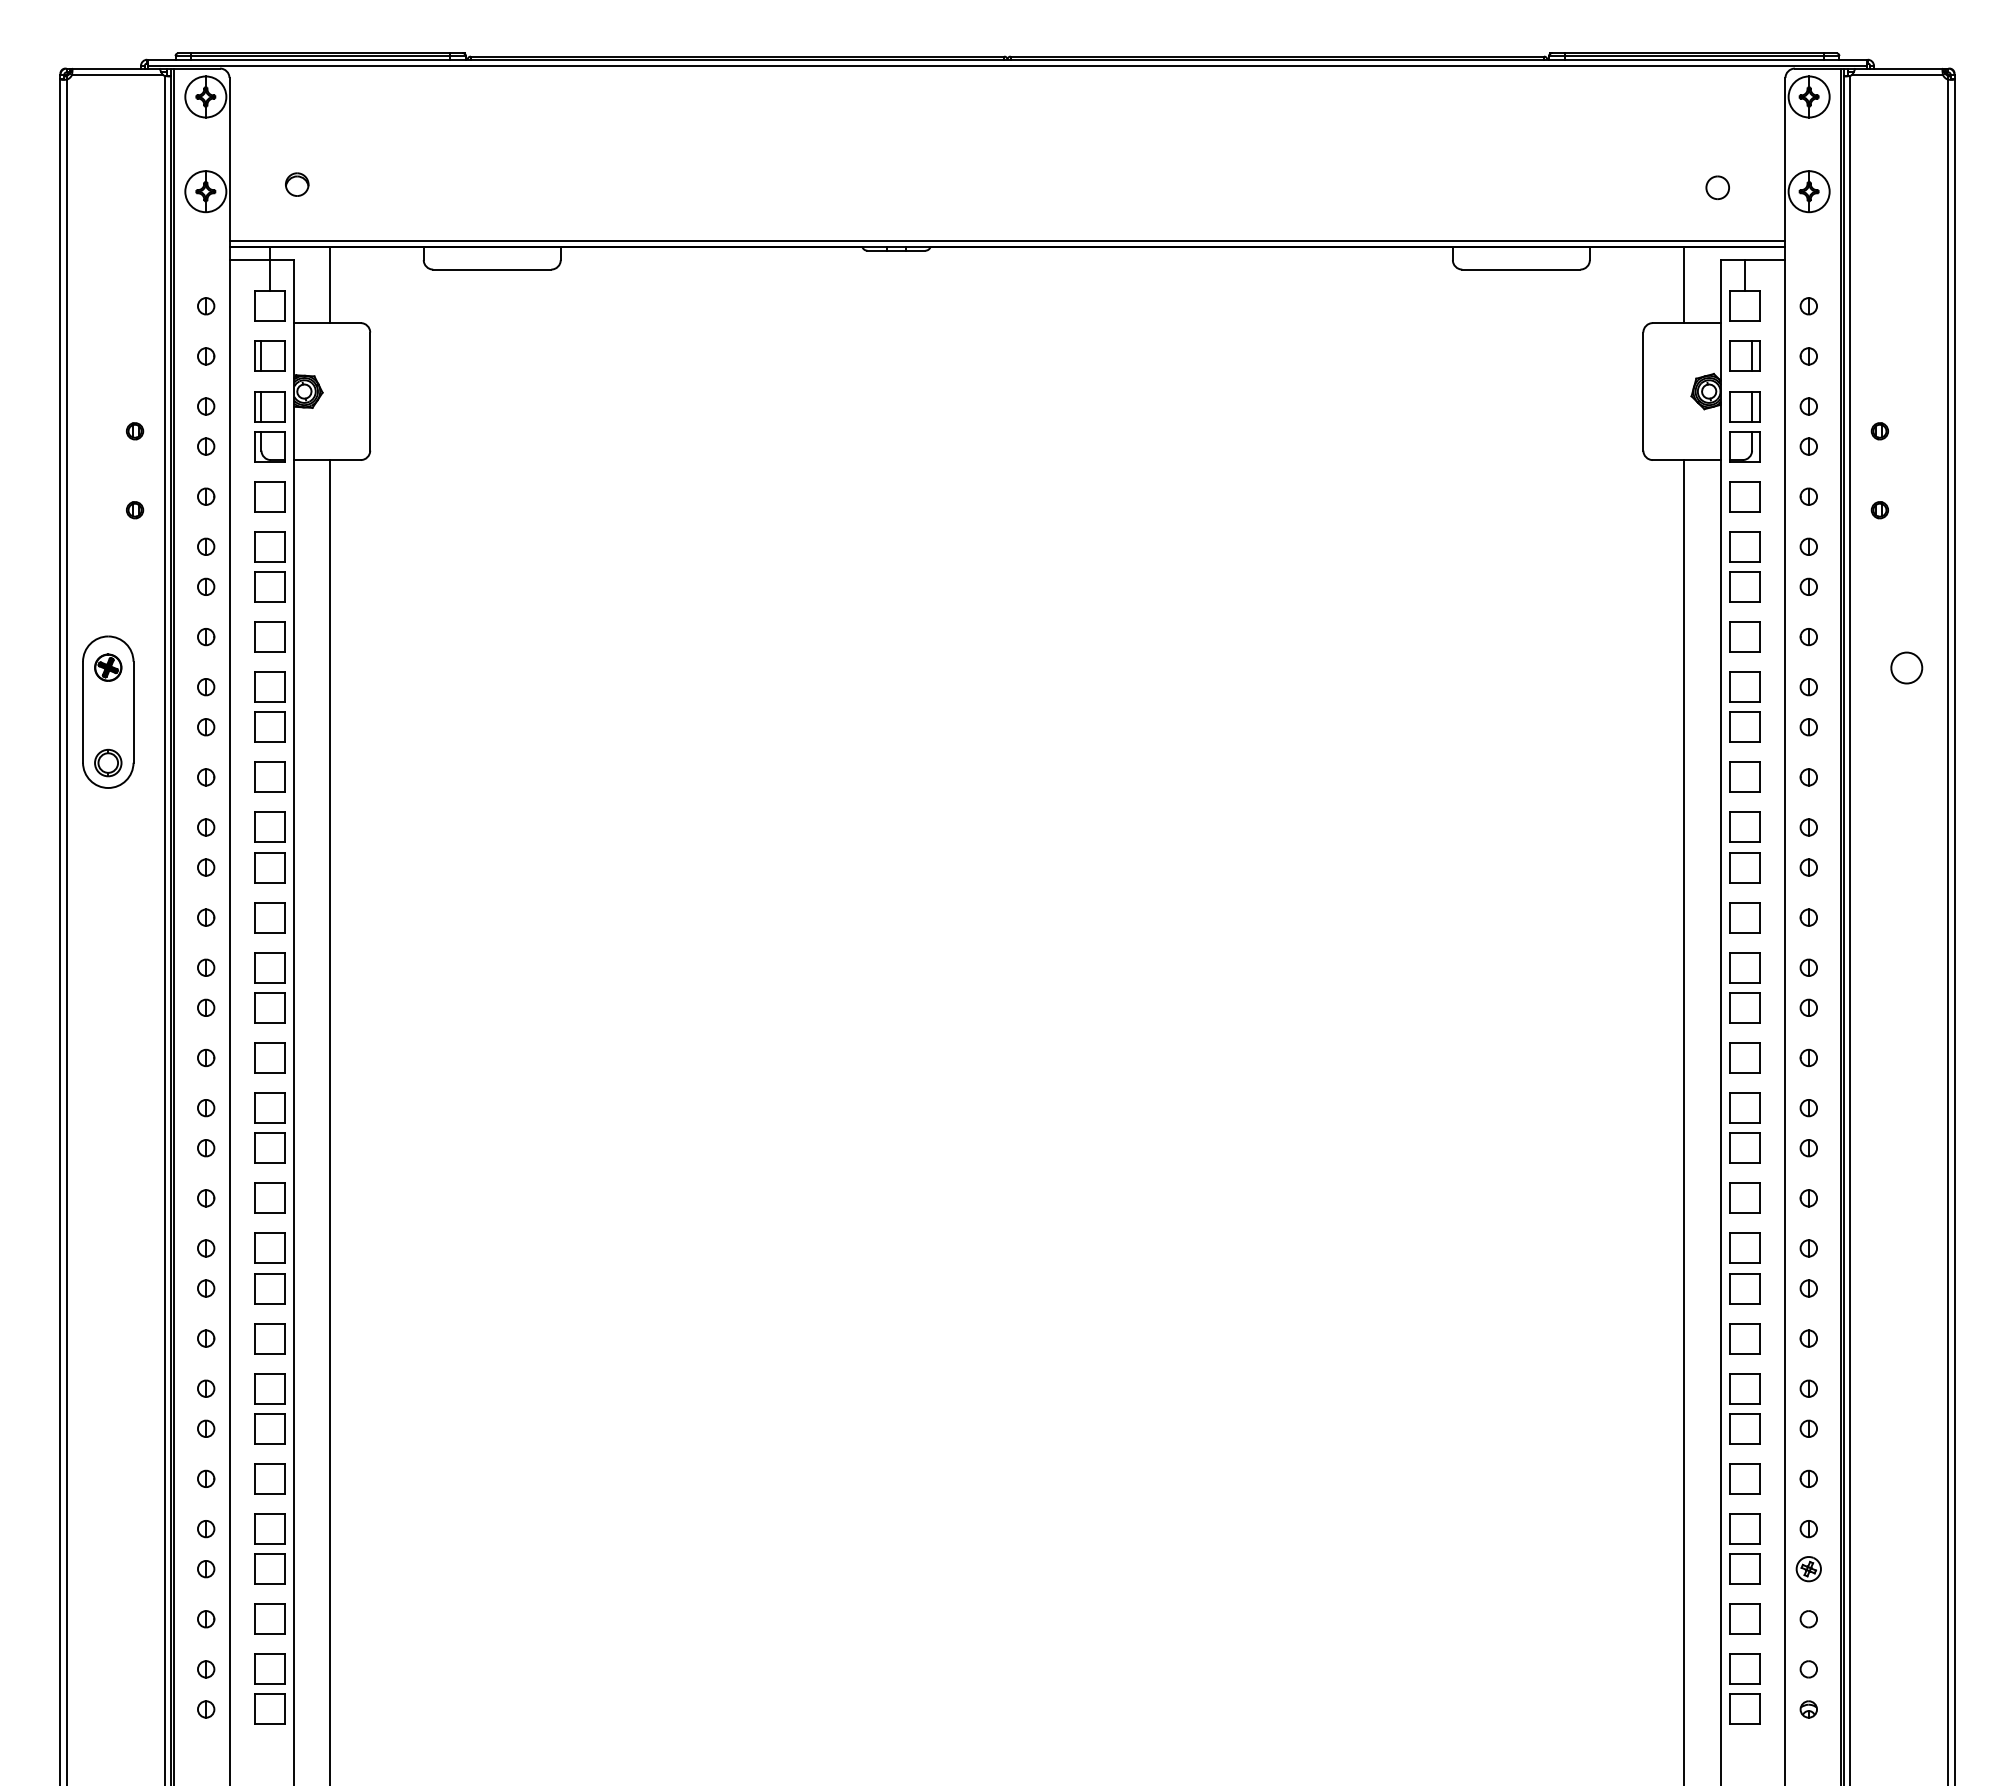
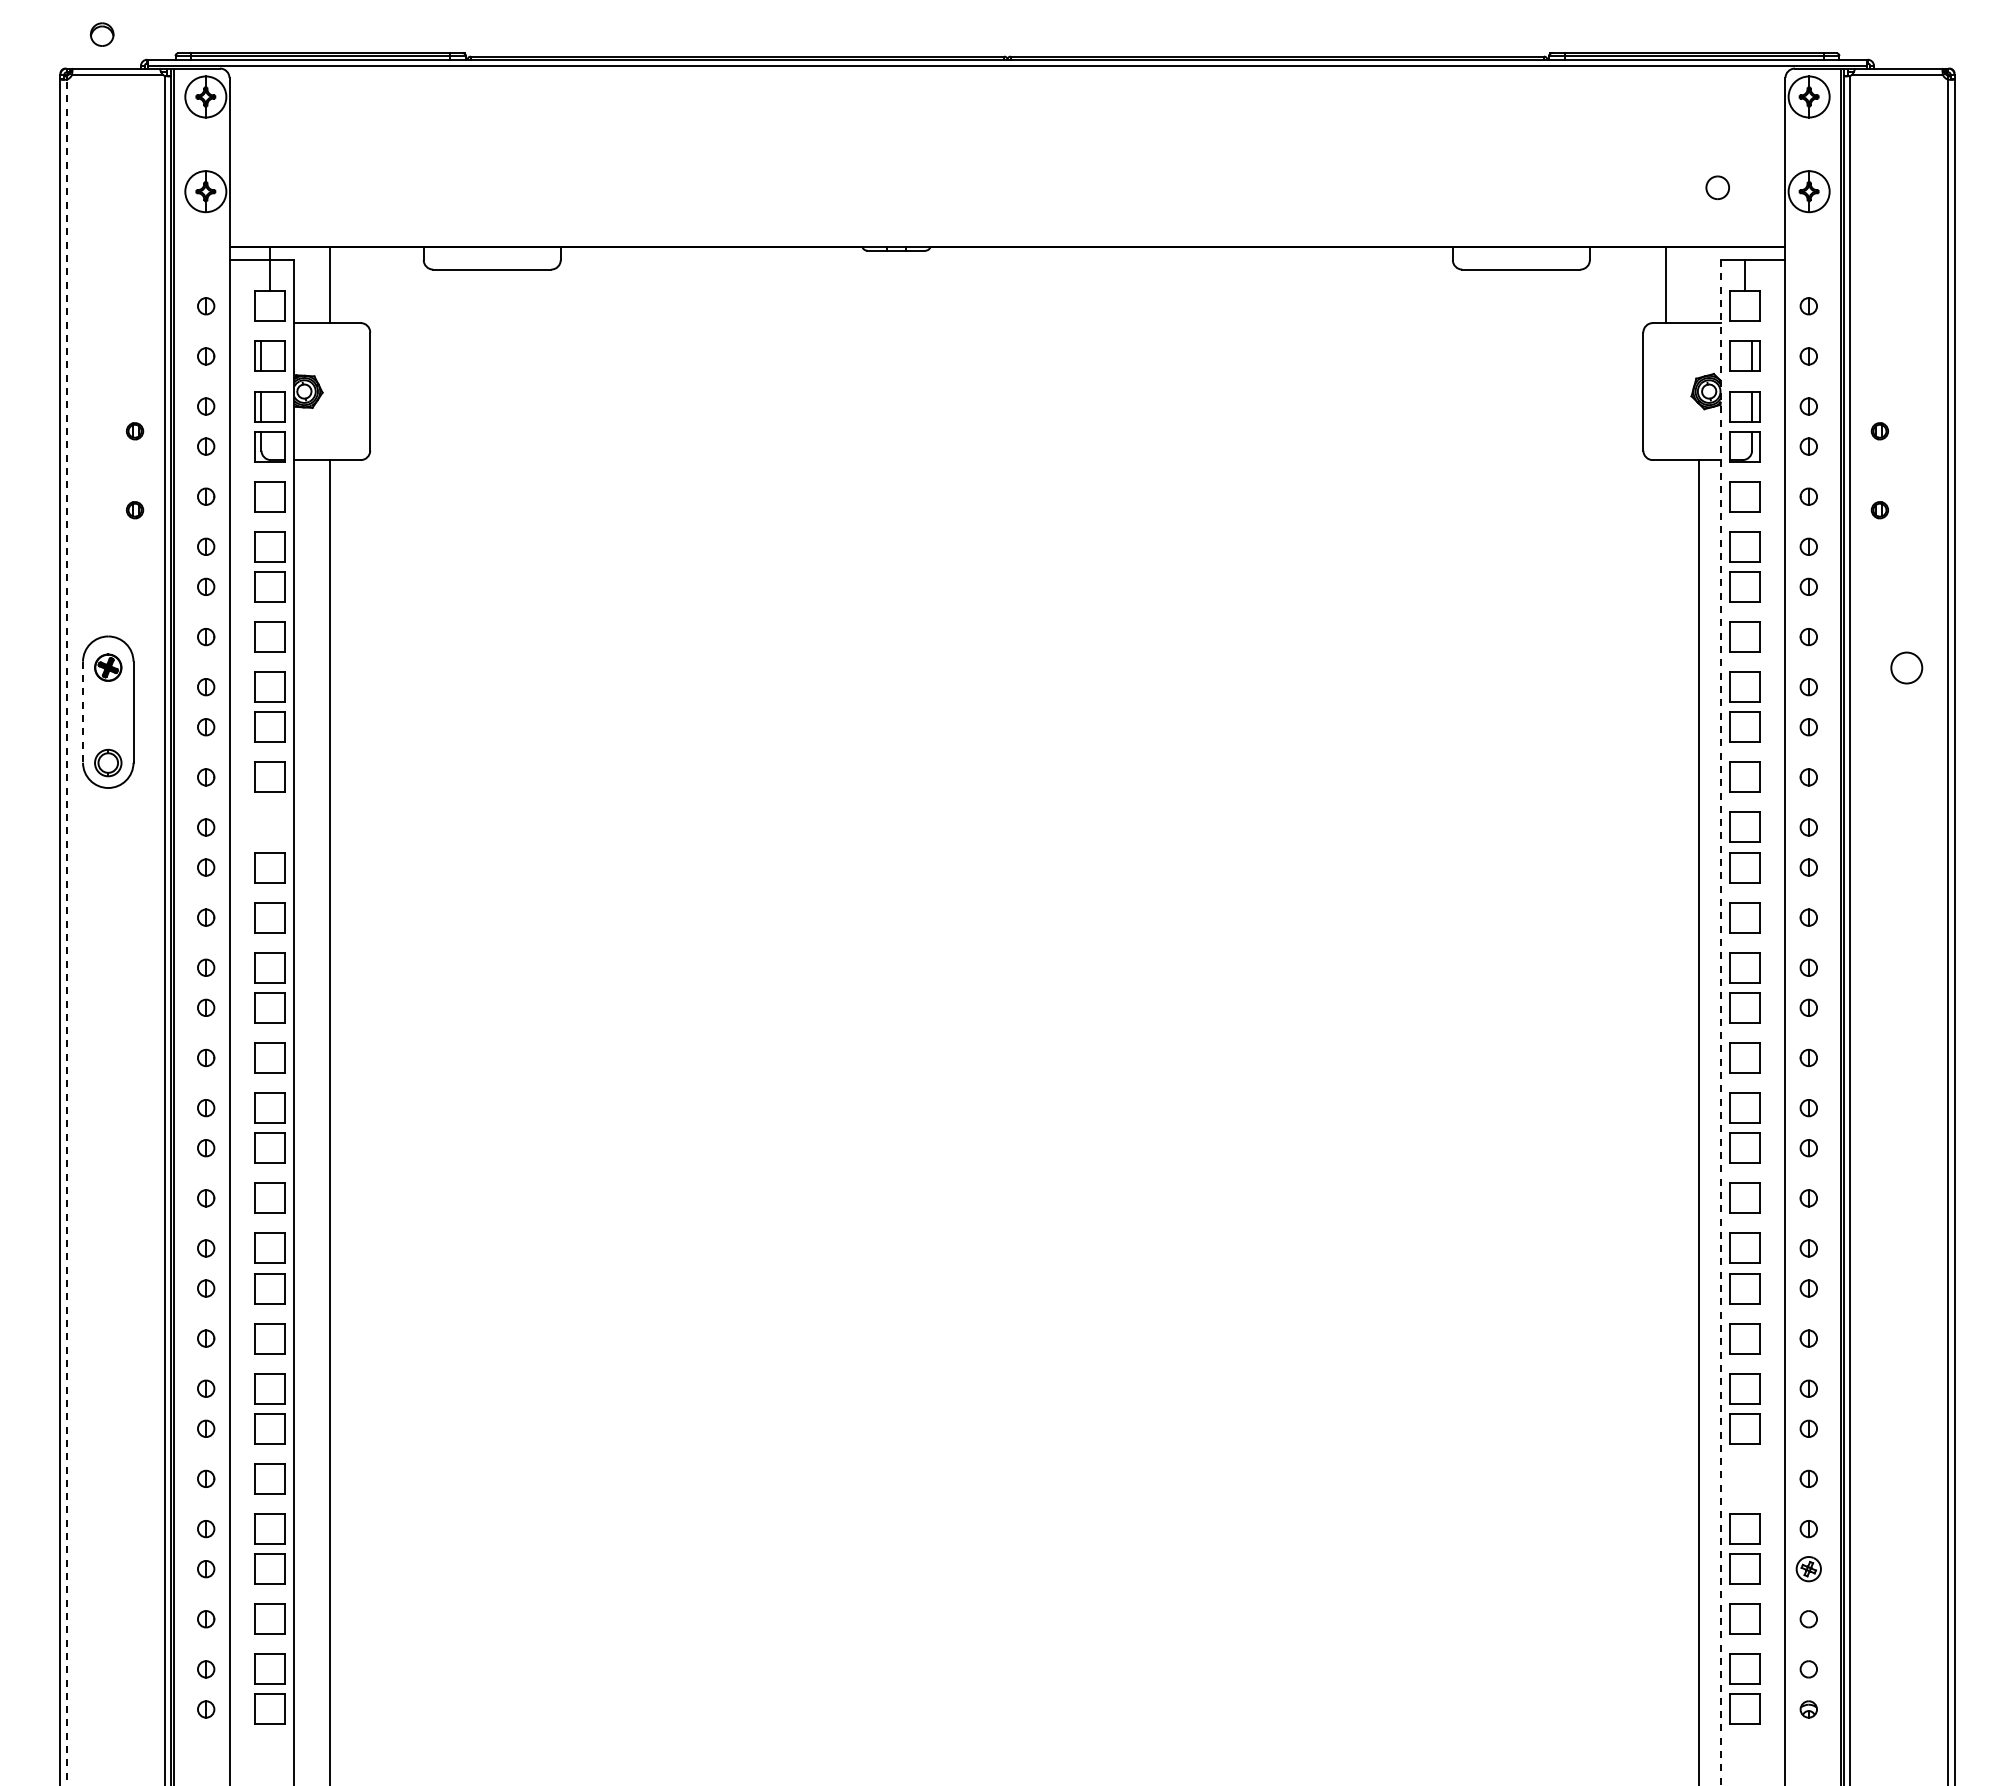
part position: (297, 184) -> (102, 34) (102, 34)
line: present -> none (1007, 240)
line position: (1683, 284) -> (1665, 284) (1665, 284)
line: solid -> dashed (83, 712)
part: present -> none (269, 826)
line: solid -> dashed (66, 932)
line: solid -> dashed (1720, 1022)
line position: (1683, 1121) -> (1698, 1121) (1698, 1121)
part: present -> none (1744, 1478)
